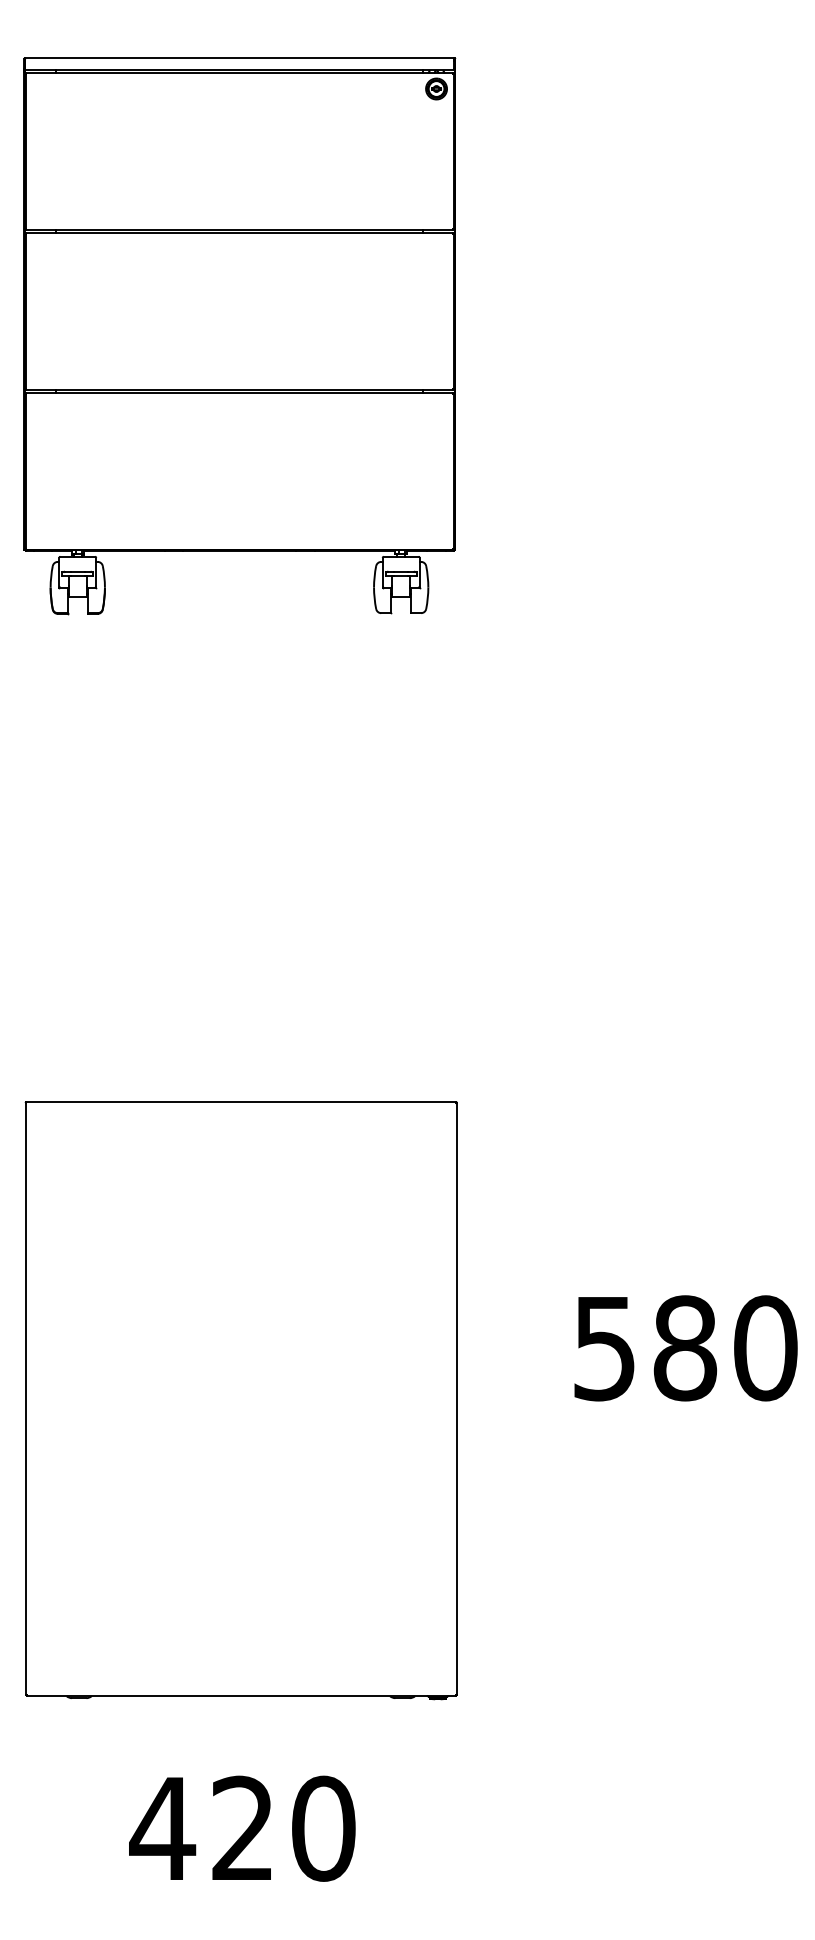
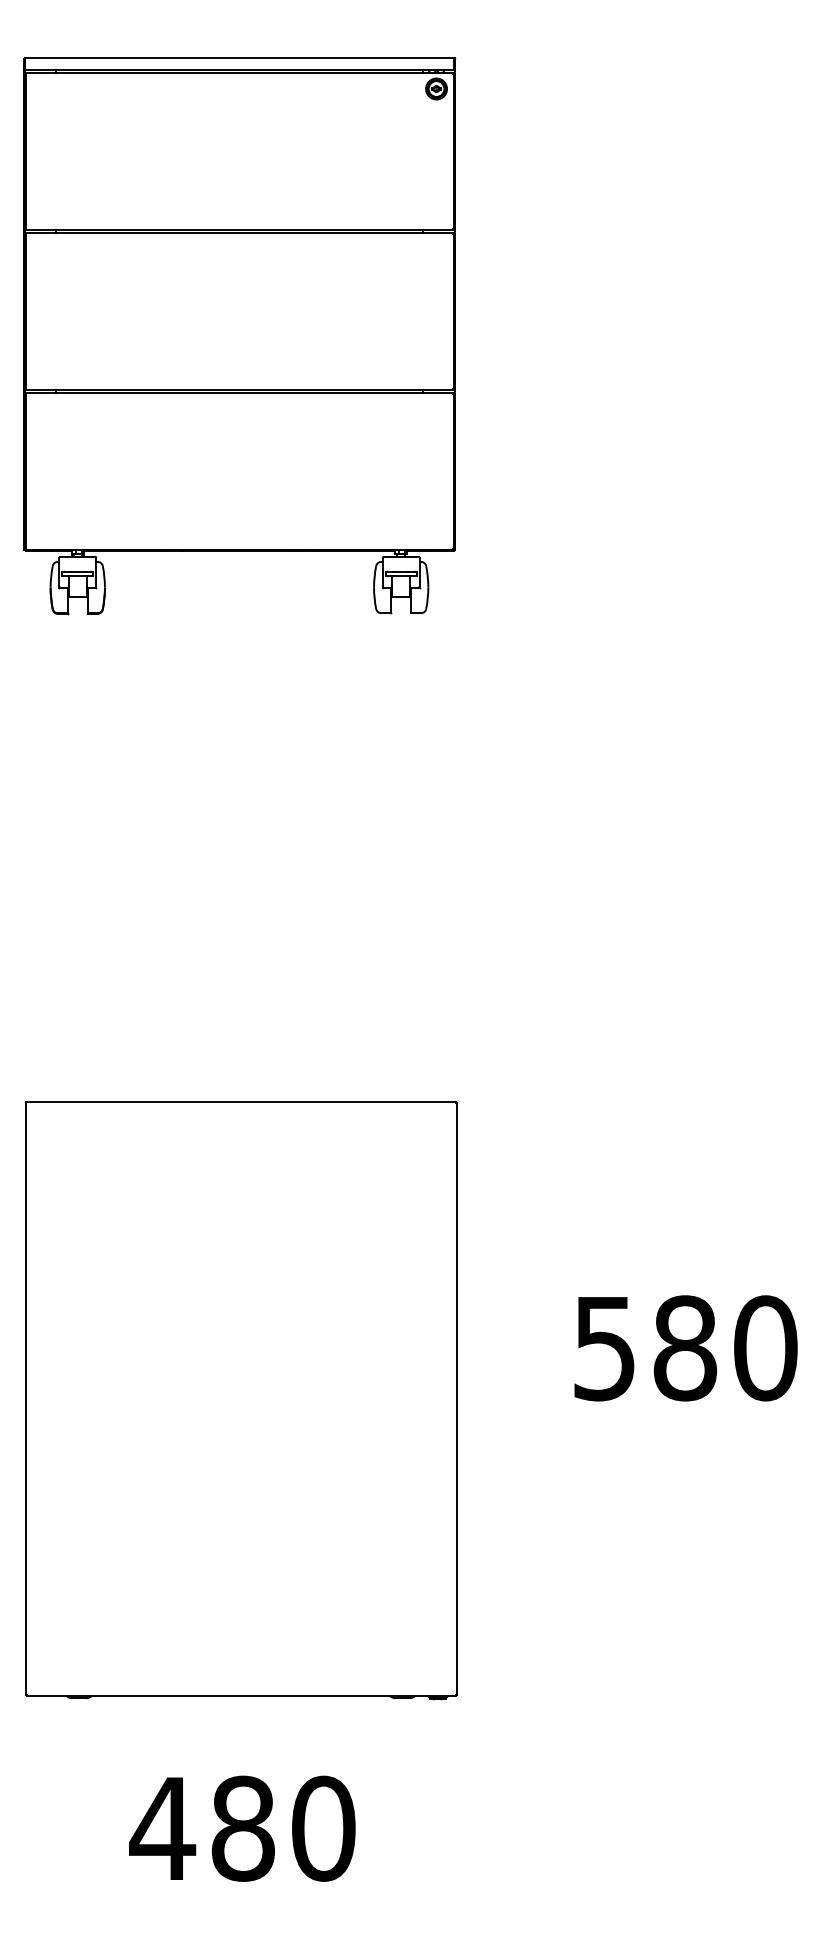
text: 420 -> 480 (242, 1828)
